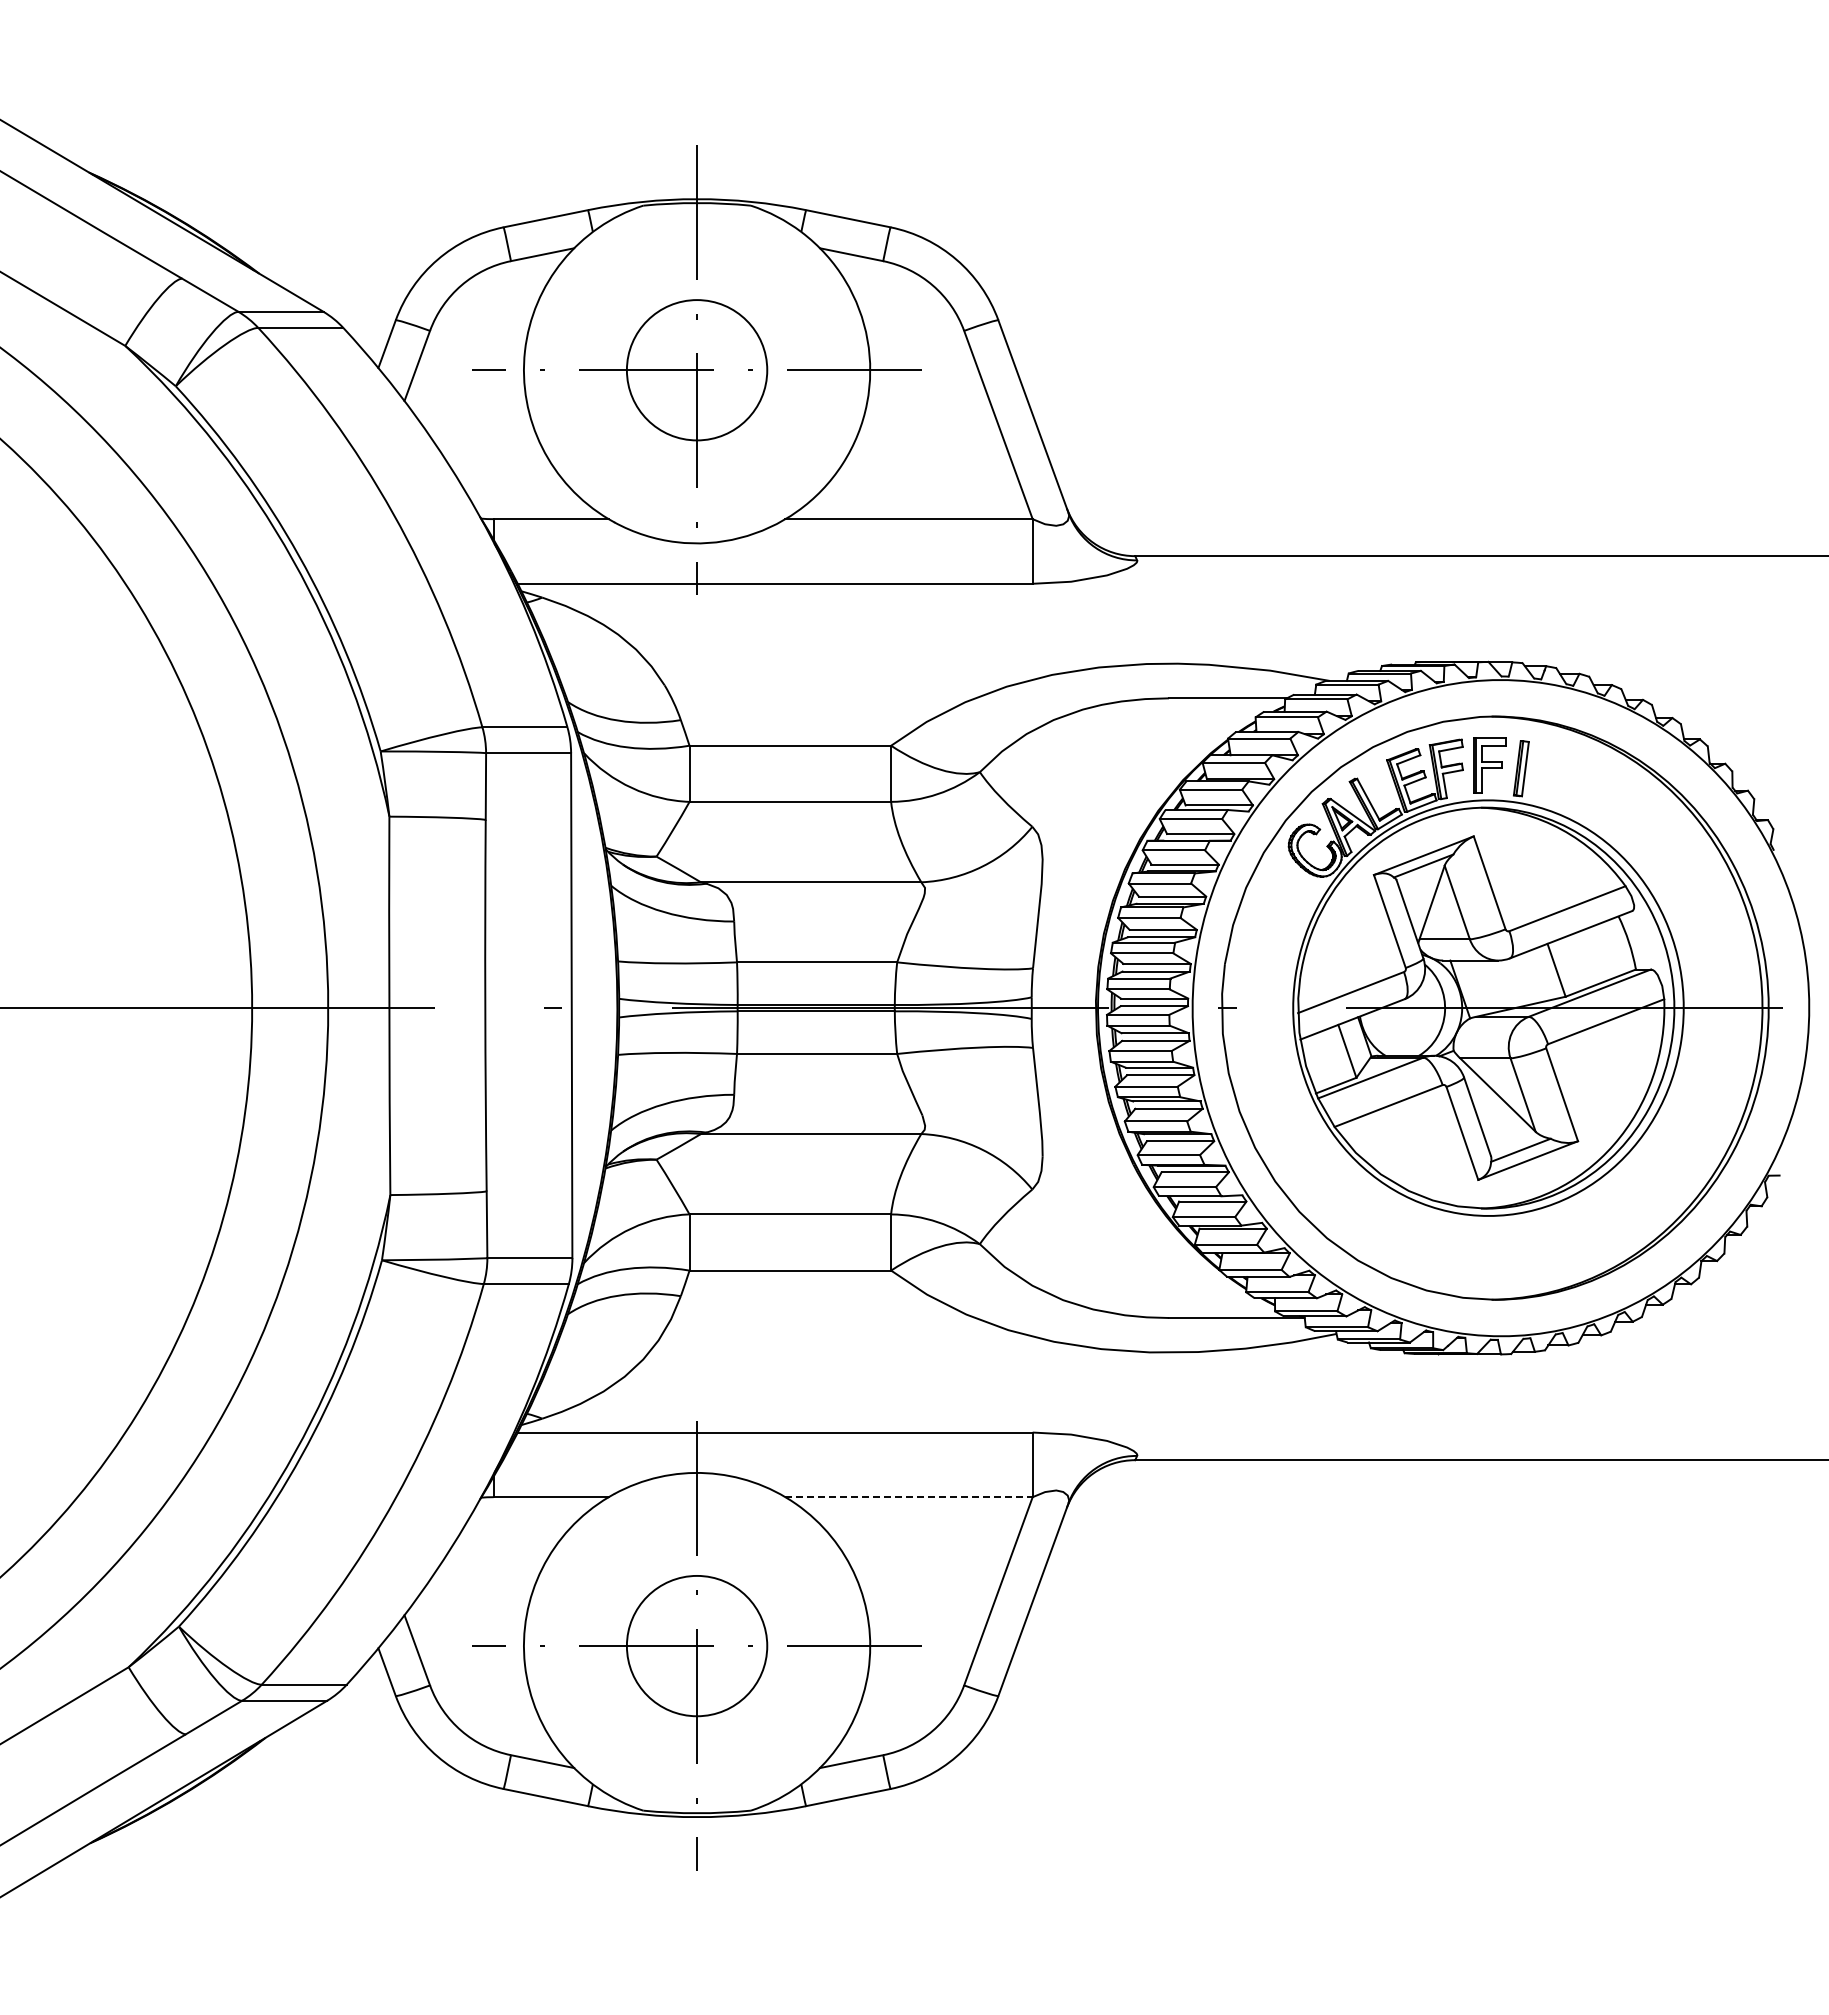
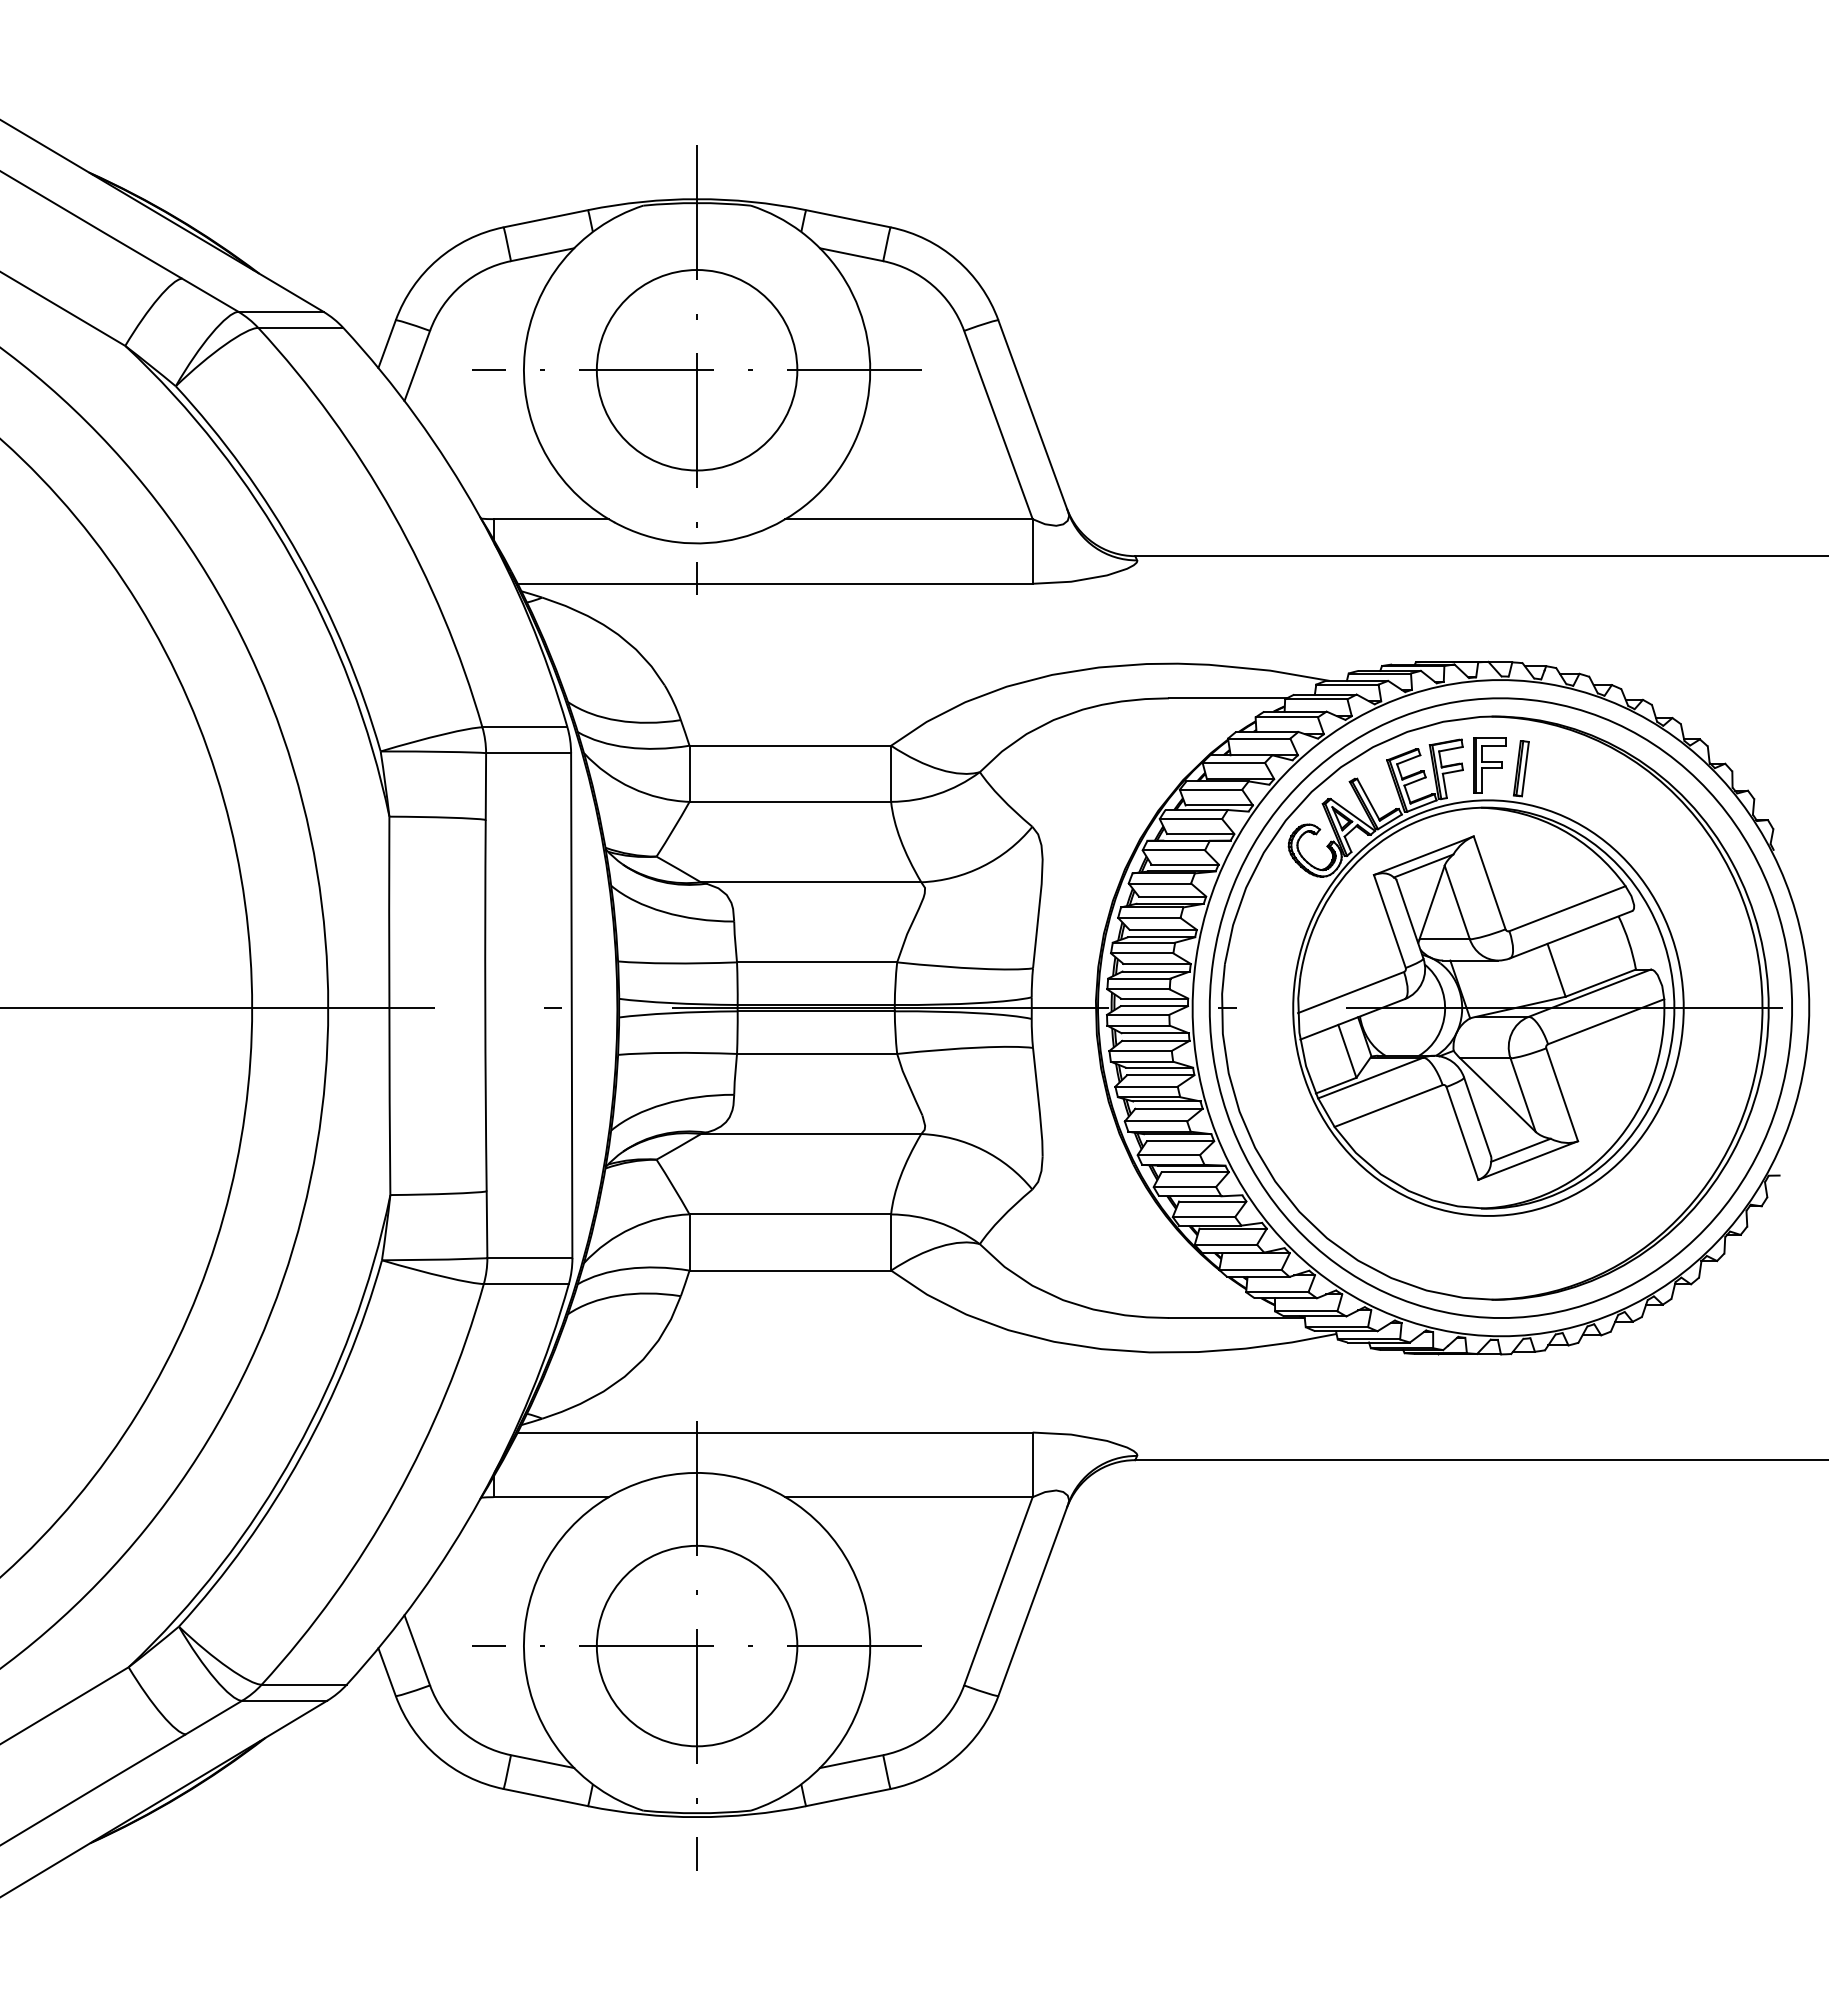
circle diameter: 140 px -> 200 px (696, 370)
part: none -> present (1500, 1007)
line: dashed -> solid (909, 1497)
circle diameter: 140 px -> 200 px (696, 1645)
